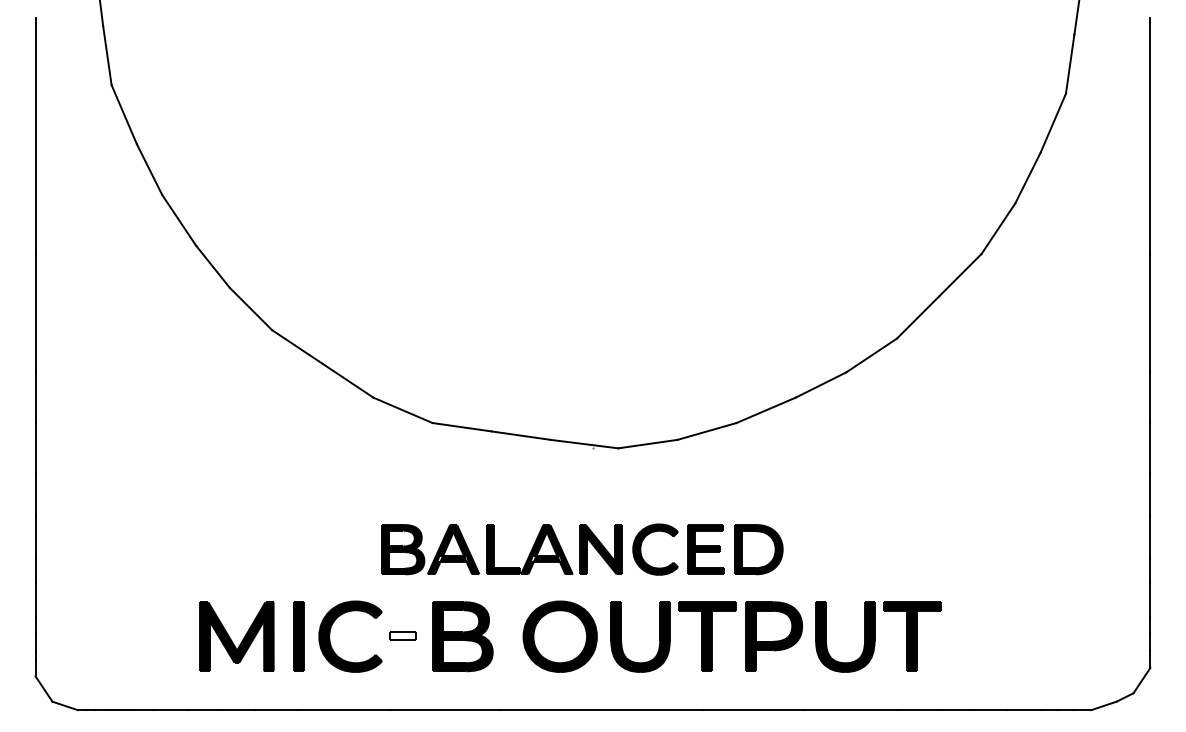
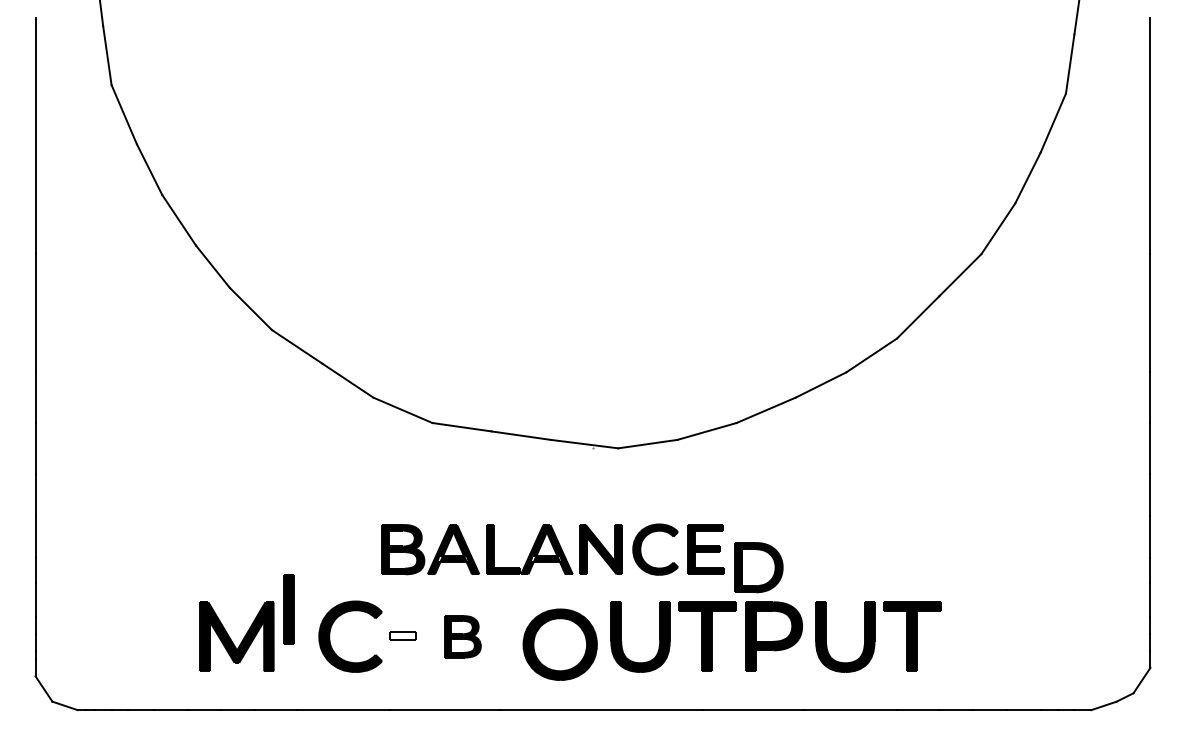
part position: (758, 549) -> (758, 567) (758, 567)
part position: (298, 636) -> (288, 609) (288, 609)
part size: 62x72 px -> 38x44 px (462, 636)
part position: (559, 636) -> (559, 644) (559, 644)
